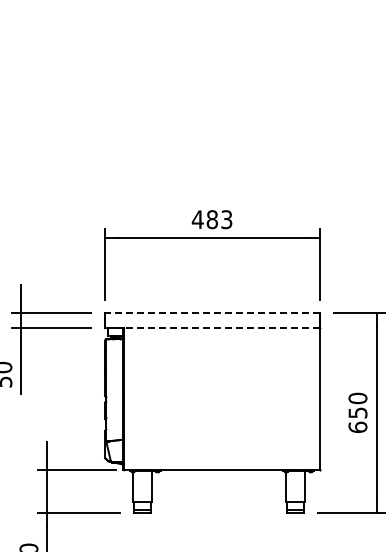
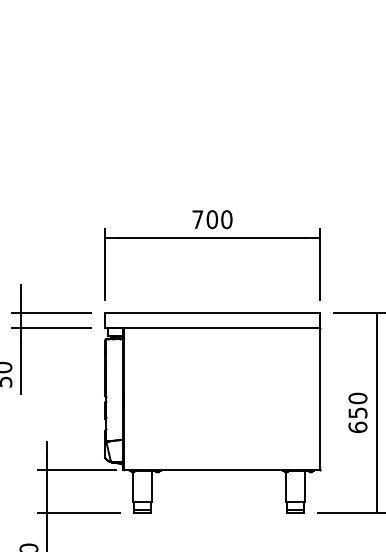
text: 483 -> 700 (211, 219)
line: dashed -> solid (211, 313)
line: dashed -> solid (211, 328)
